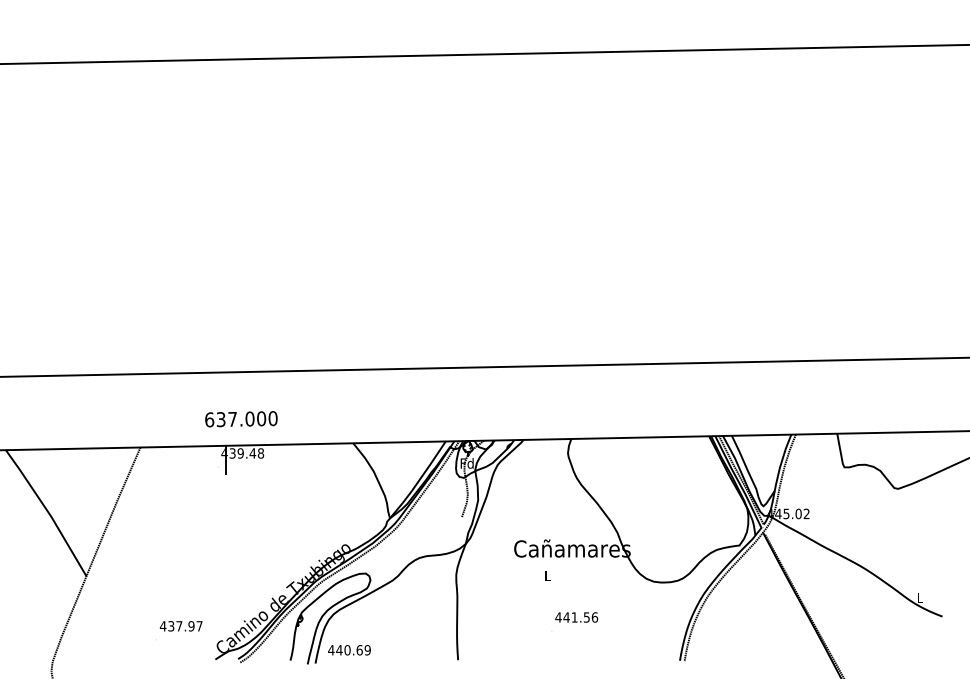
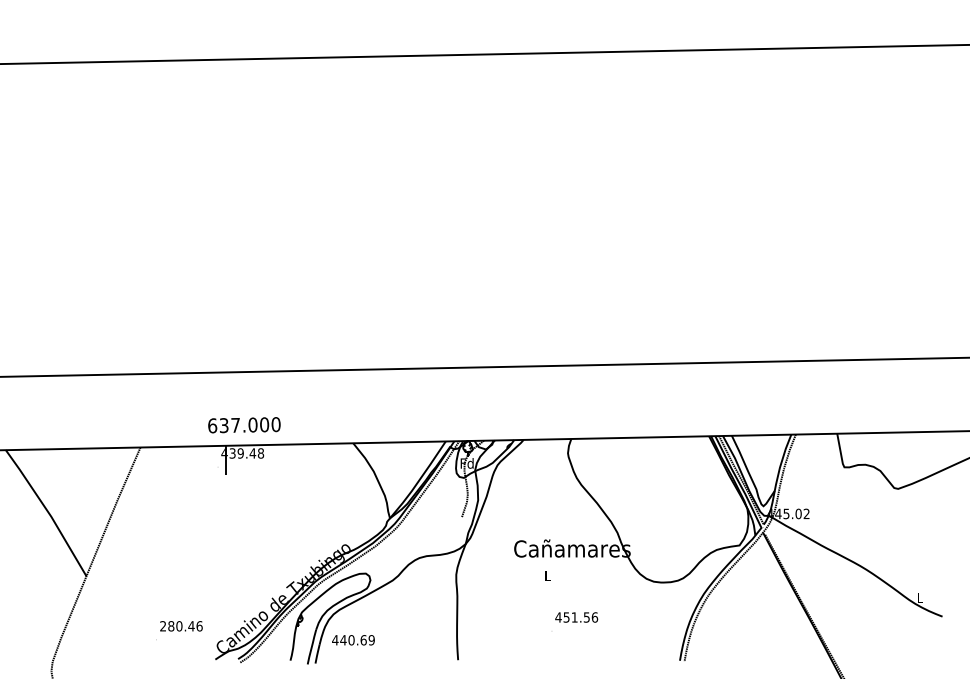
text position: (241, 419) -> (244, 425) (244, 425)
text: 441.56 -> 451.56 (566, 617)
text: 437.97 -> 280.46 (180, 626)
text position: (349, 650) -> (353, 640) (353, 640)
